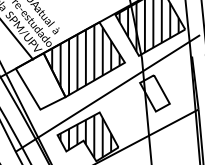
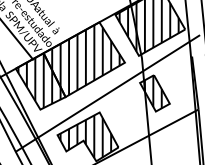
hatch: none -> present (39, 80)
hatch: none -> present (152, 91)
